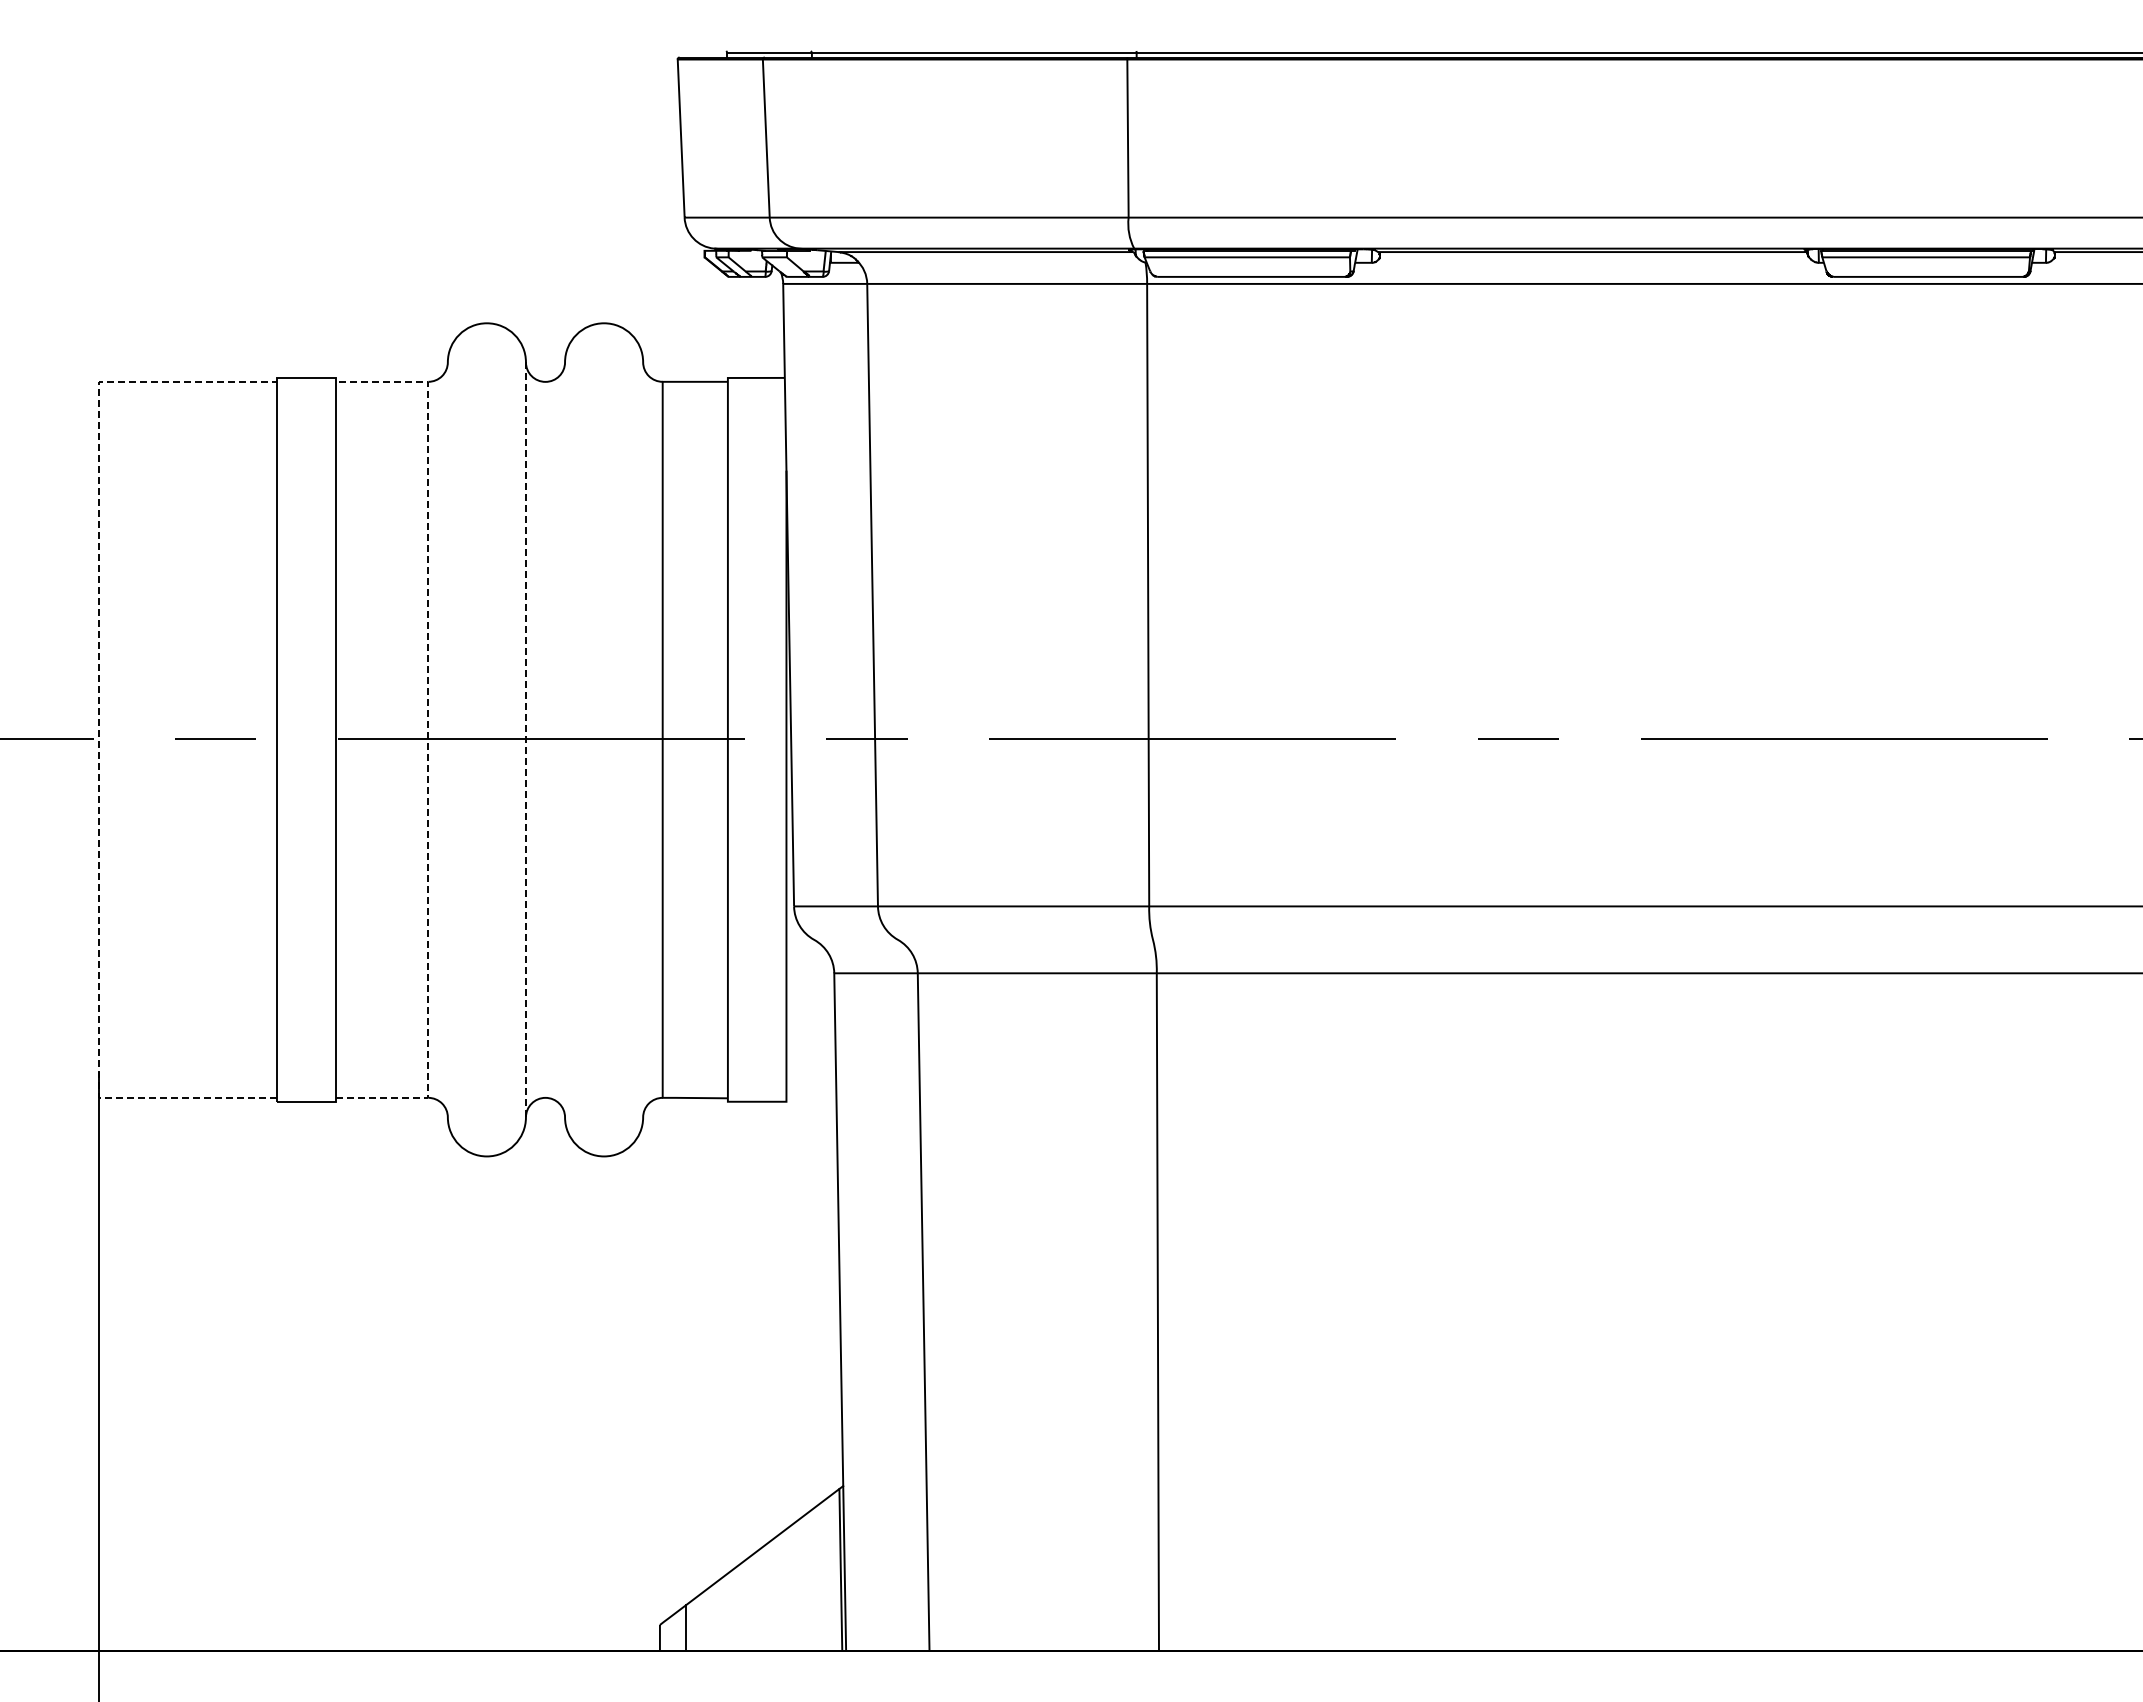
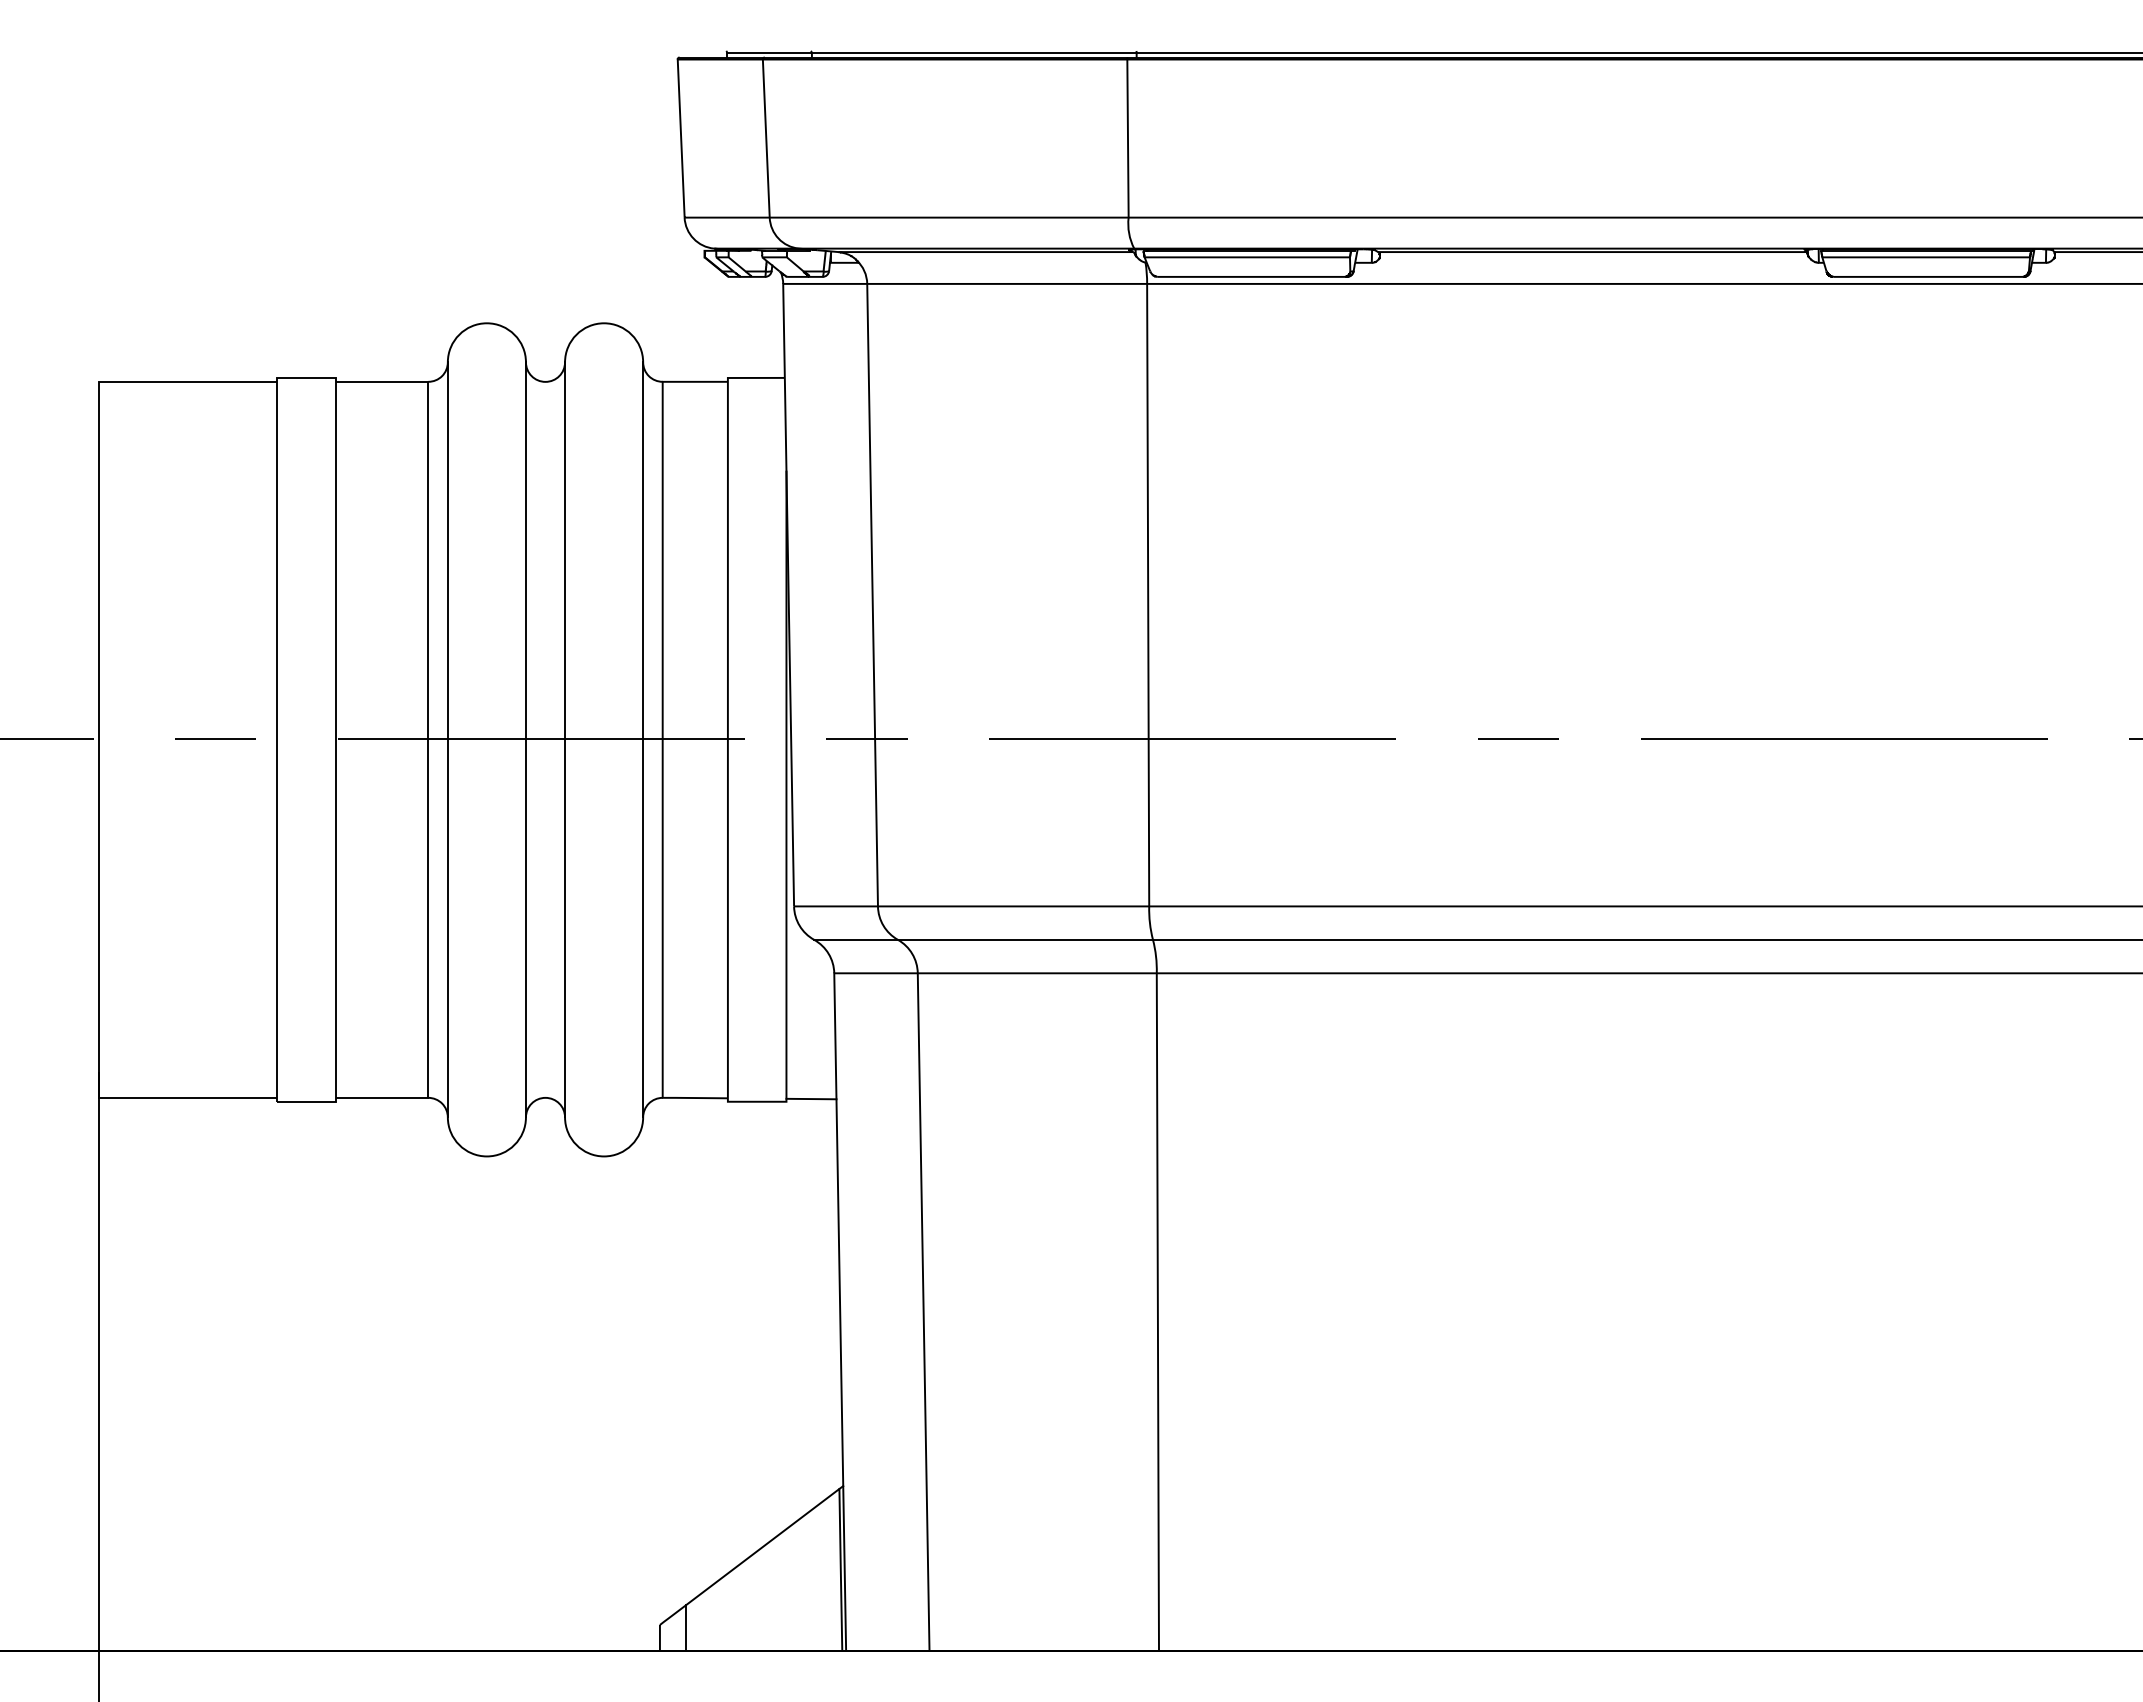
line: dashed -> solid (99, 739)
line: dashed -> solid (428, 739)
line: none -> present (447, 739)
line: dashed -> solid (525, 739)
line: none -> present (565, 739)
line: none -> present (643, 739)
line: none -> present (1476, 939)
line: none -> present (811, 1098)
